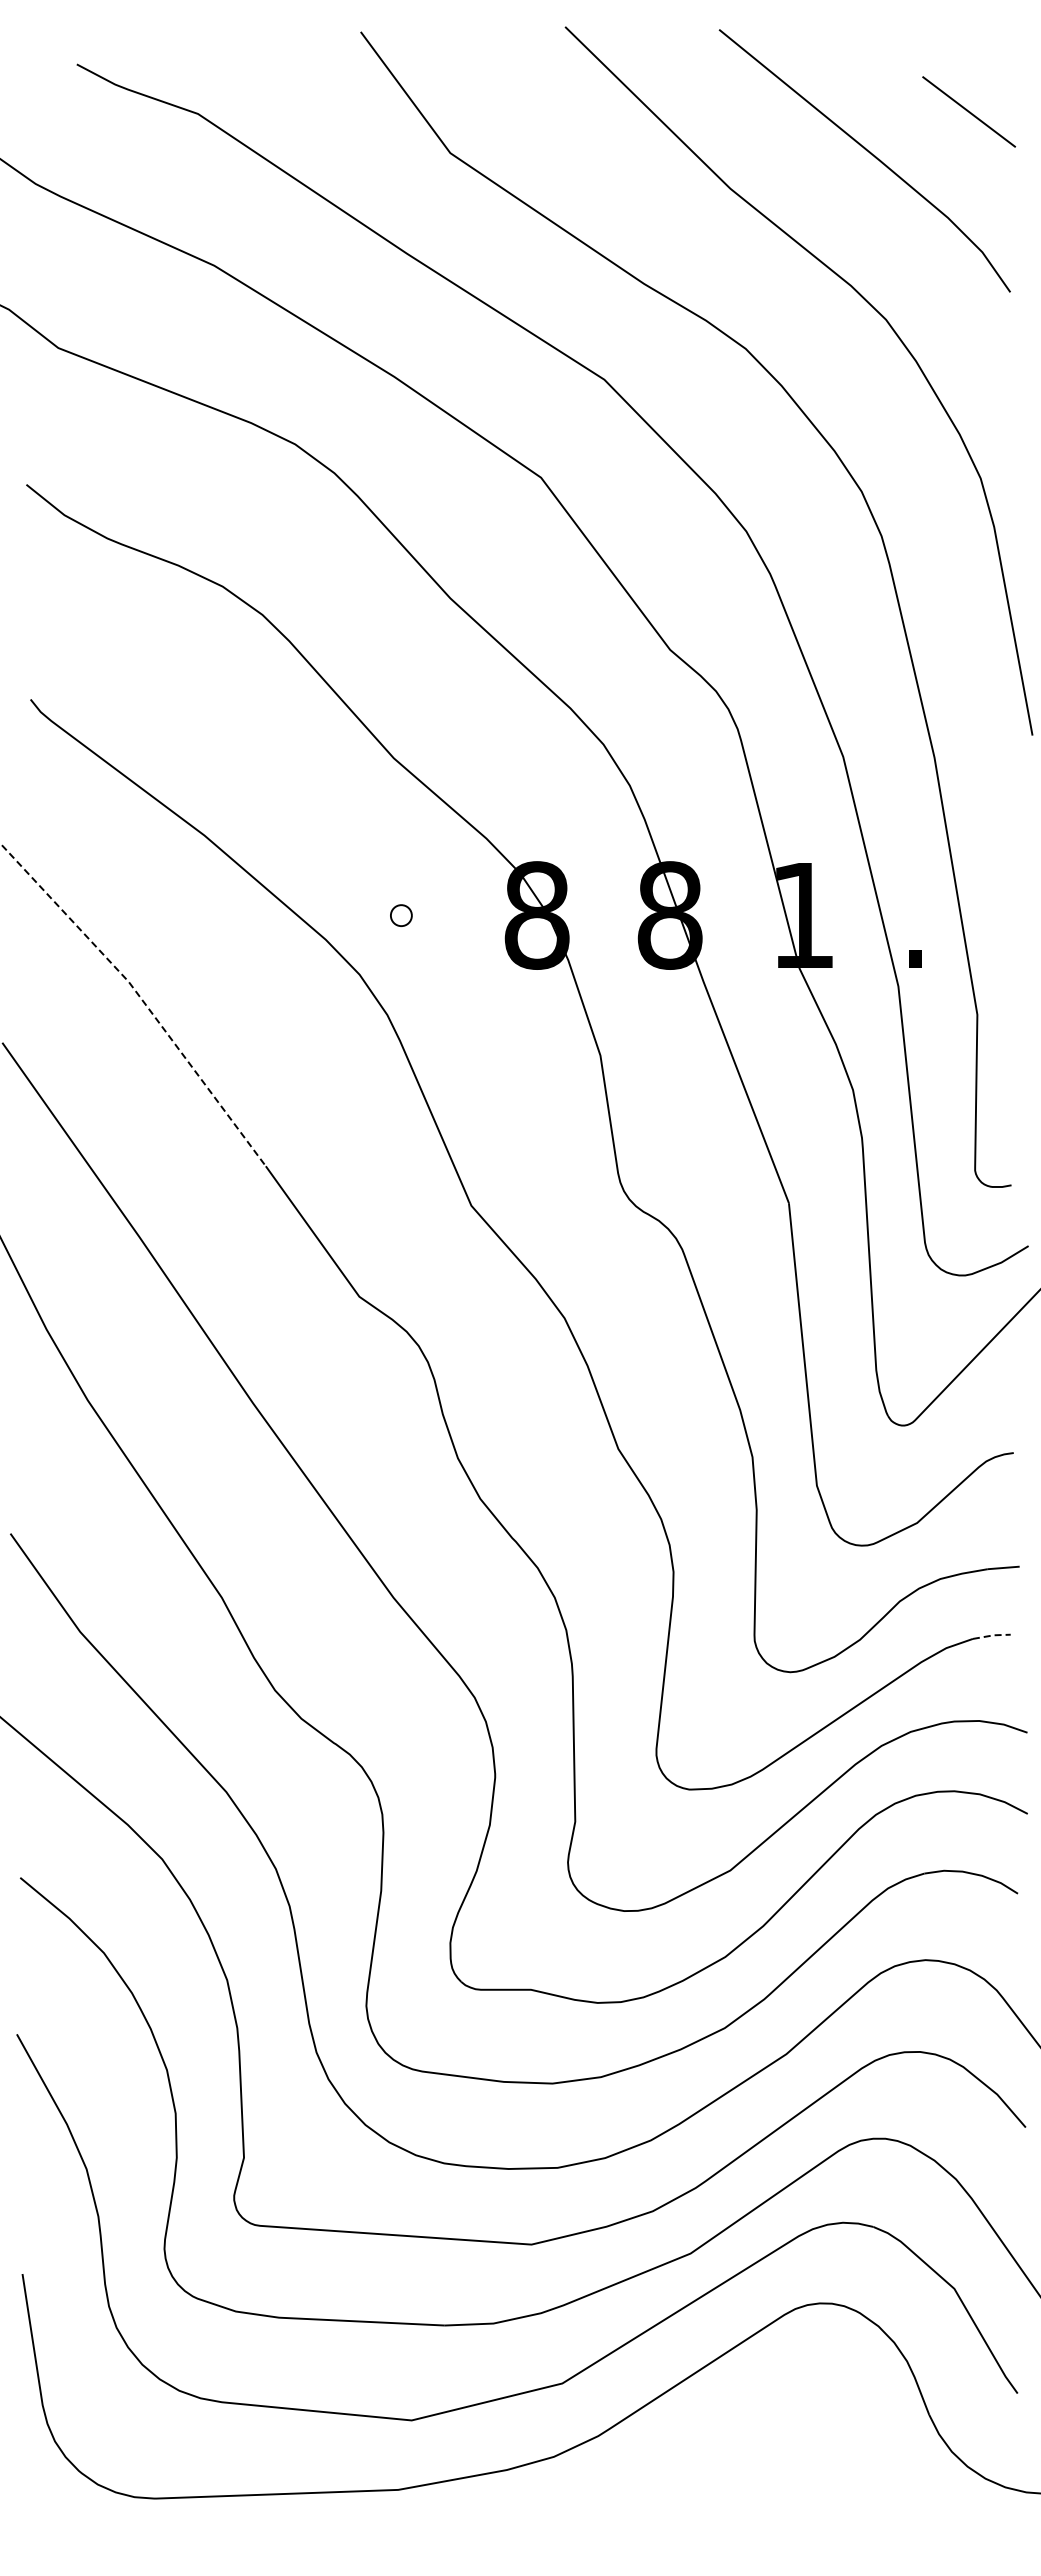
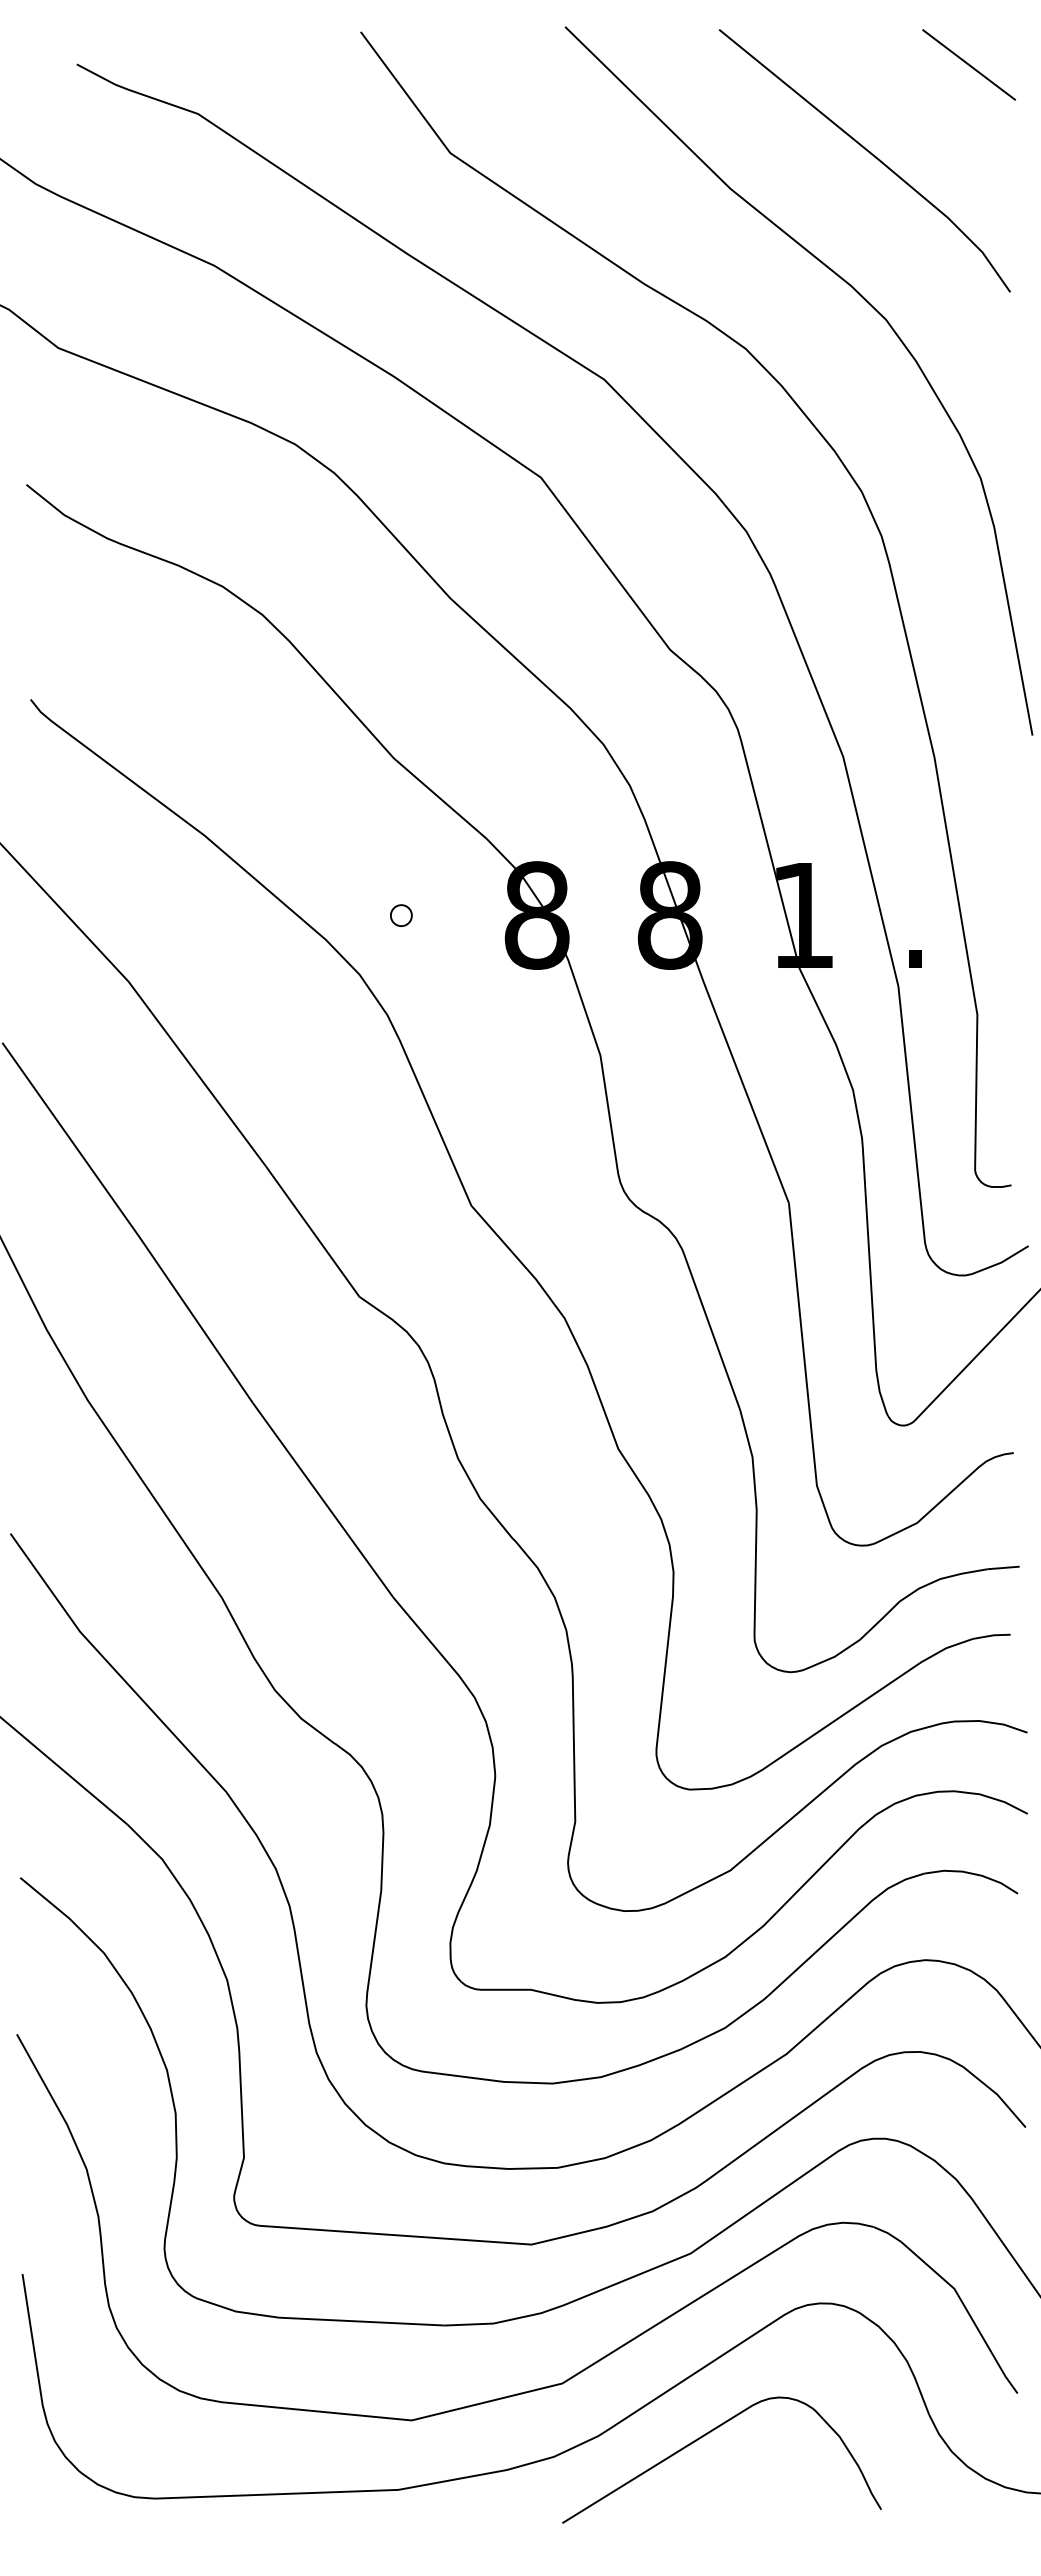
line position: (968, 111) -> (968, 64) (968, 64)
line: dashed -> solid (140, 997)
line: dashed -> solid (991, 1635)
curve: none -> present (706, 2435)
